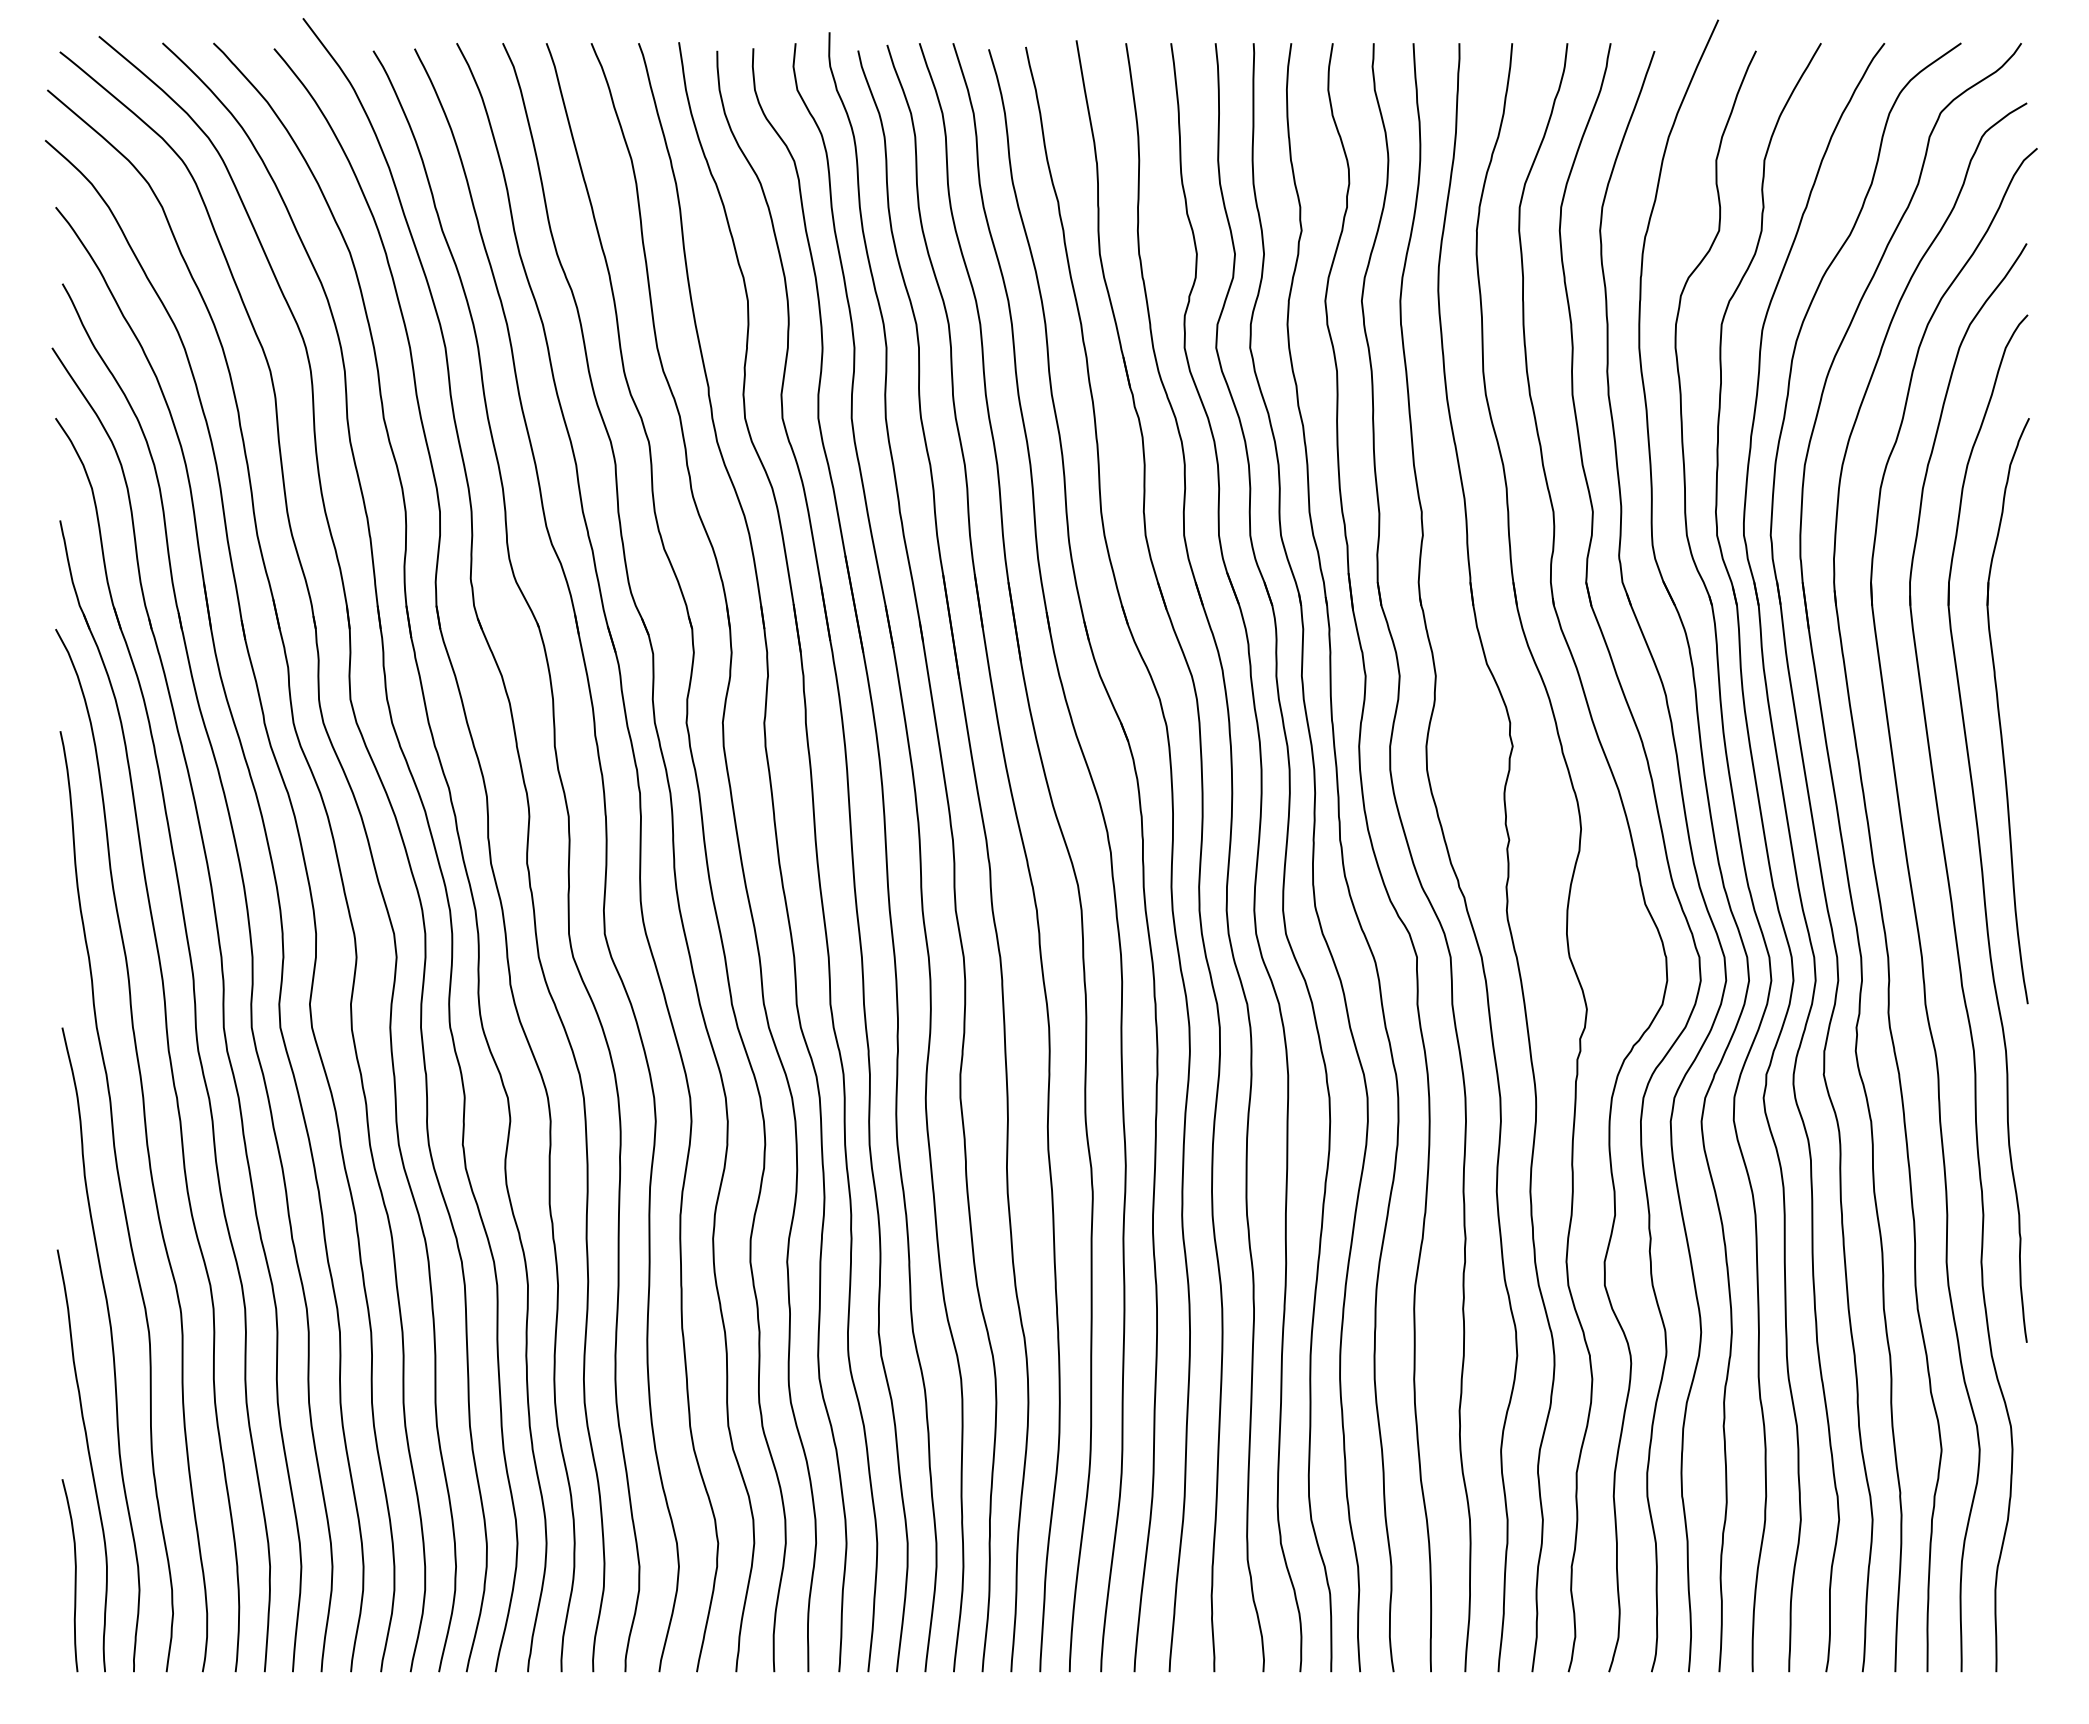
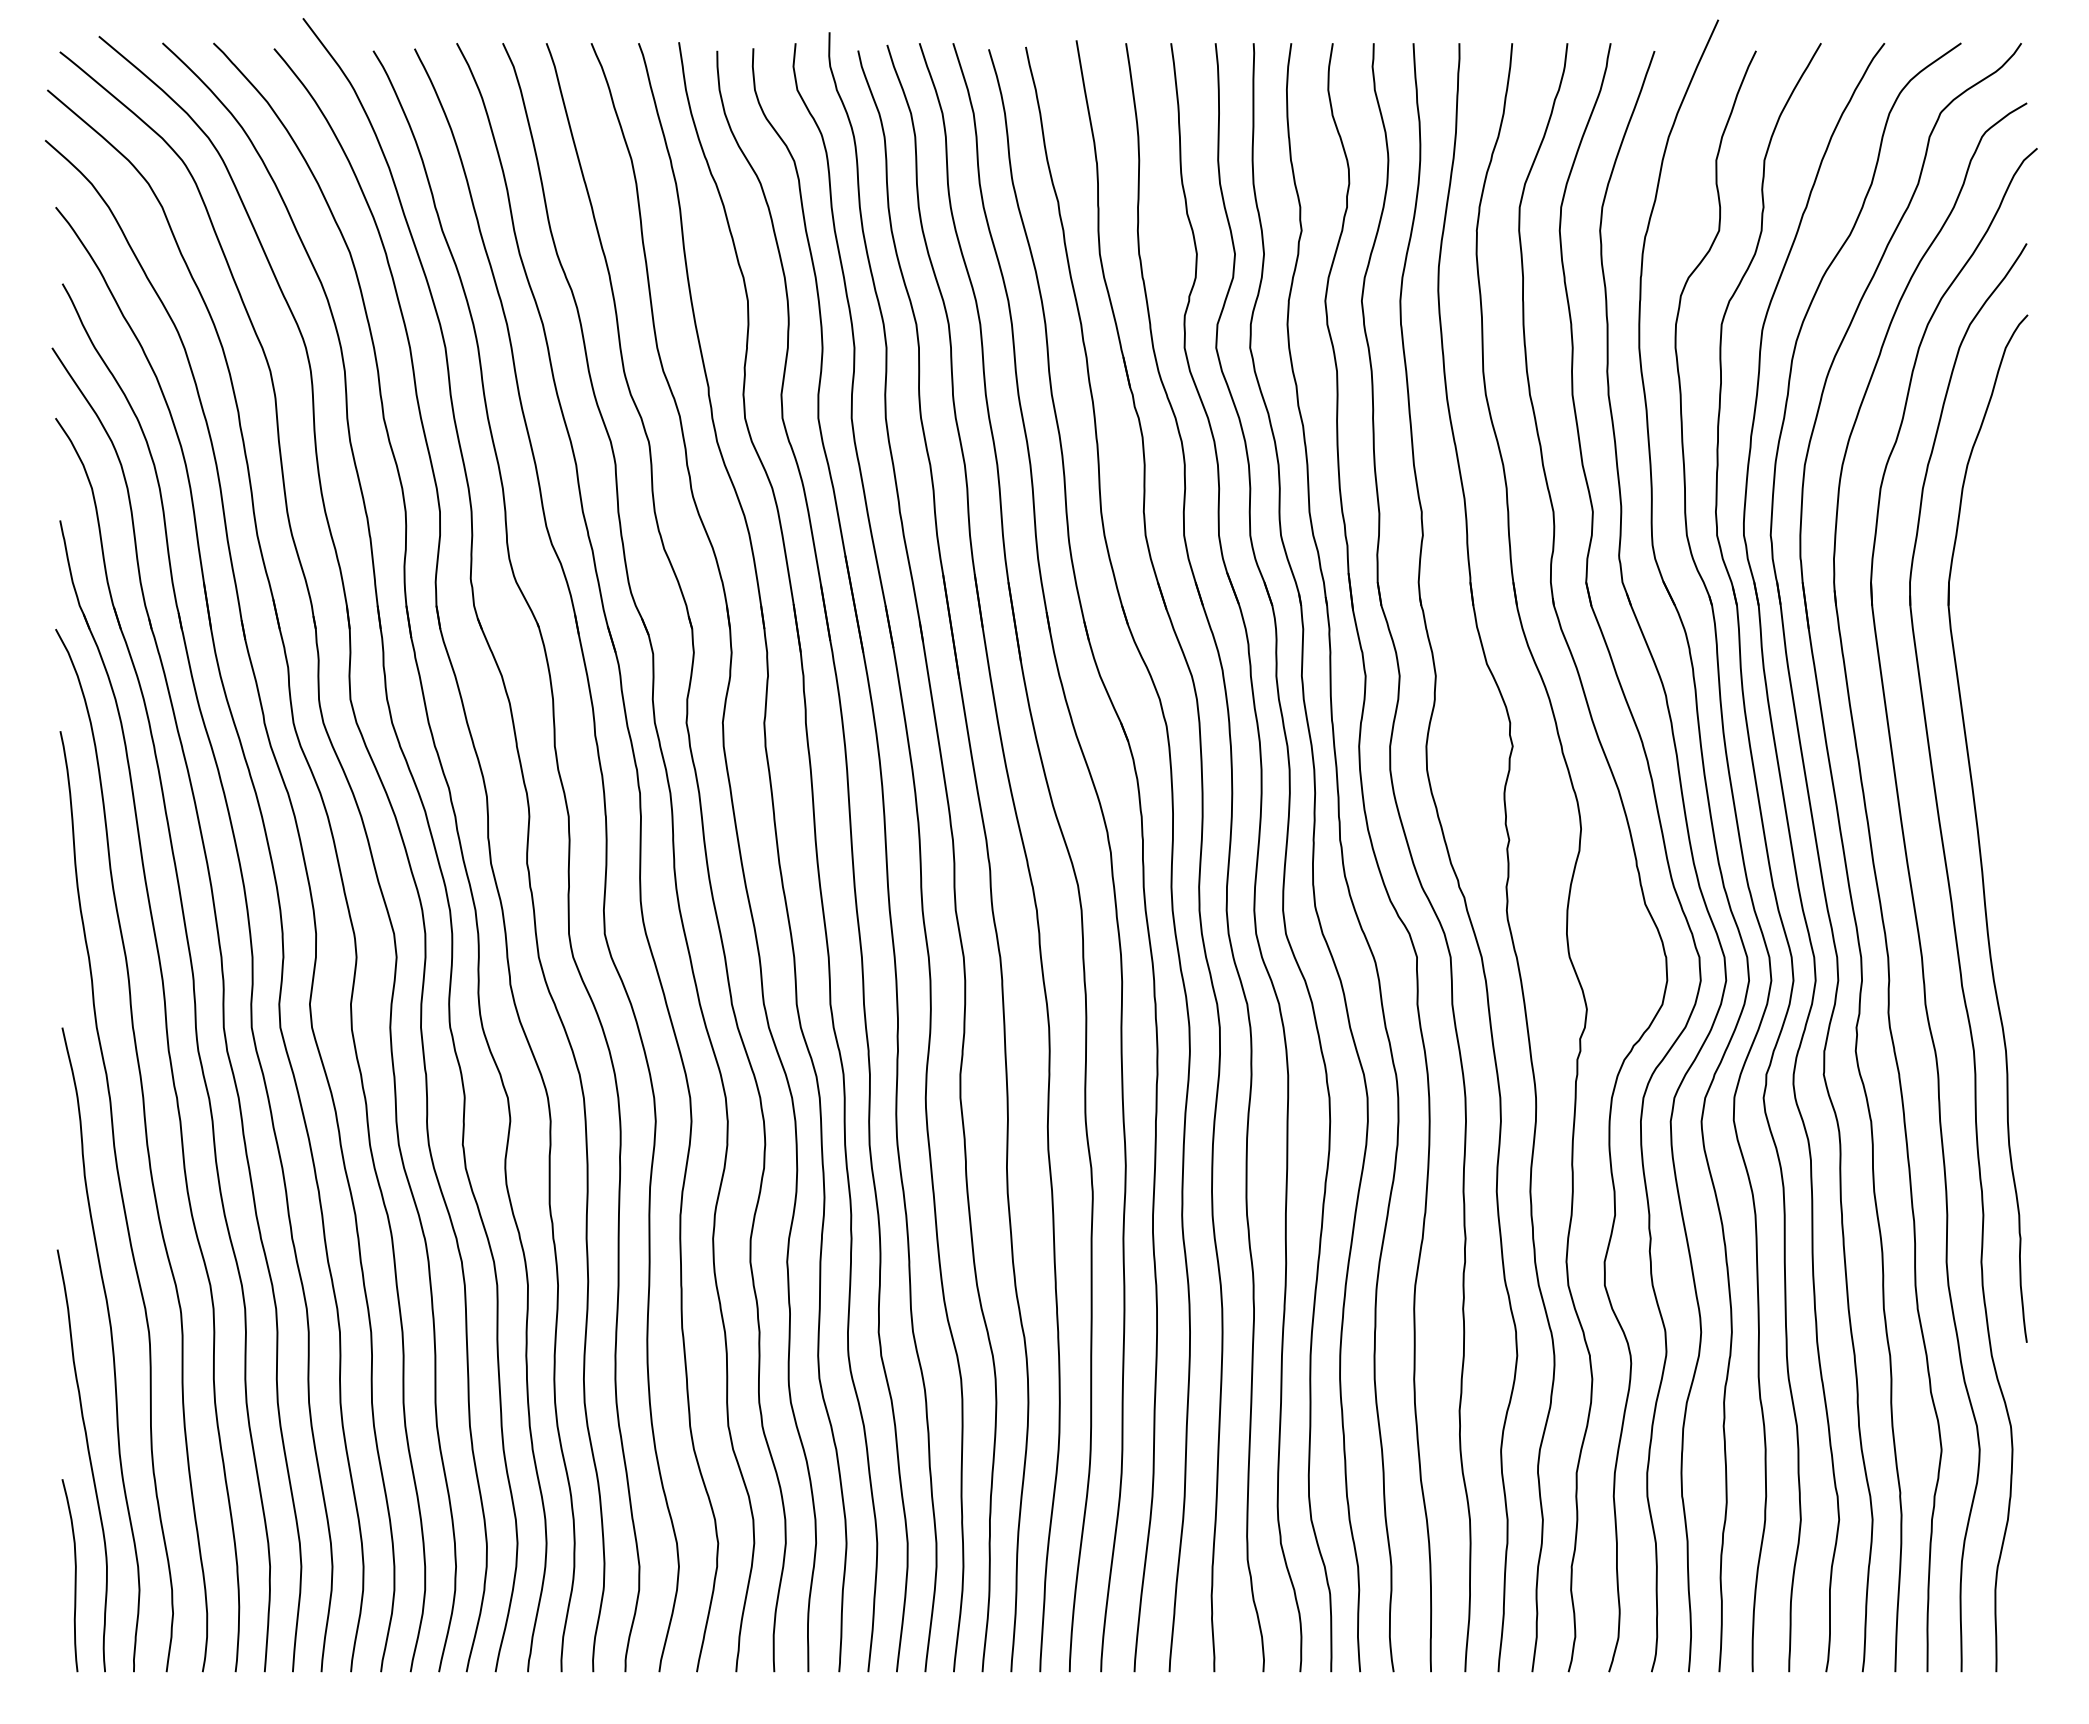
part: present -> none (1999, 711)
